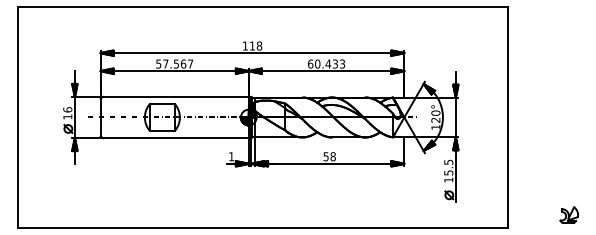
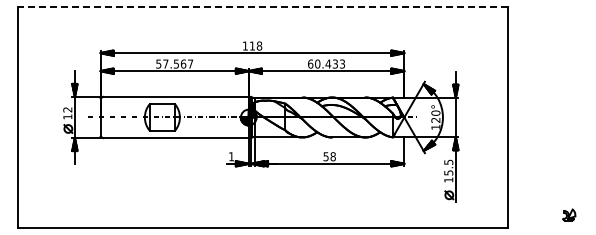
line: solid -> dashed (262, 7)
text: 16 -> 12 (67, 109)
part size: 20x18 px -> 15x14 px (569, 214)
